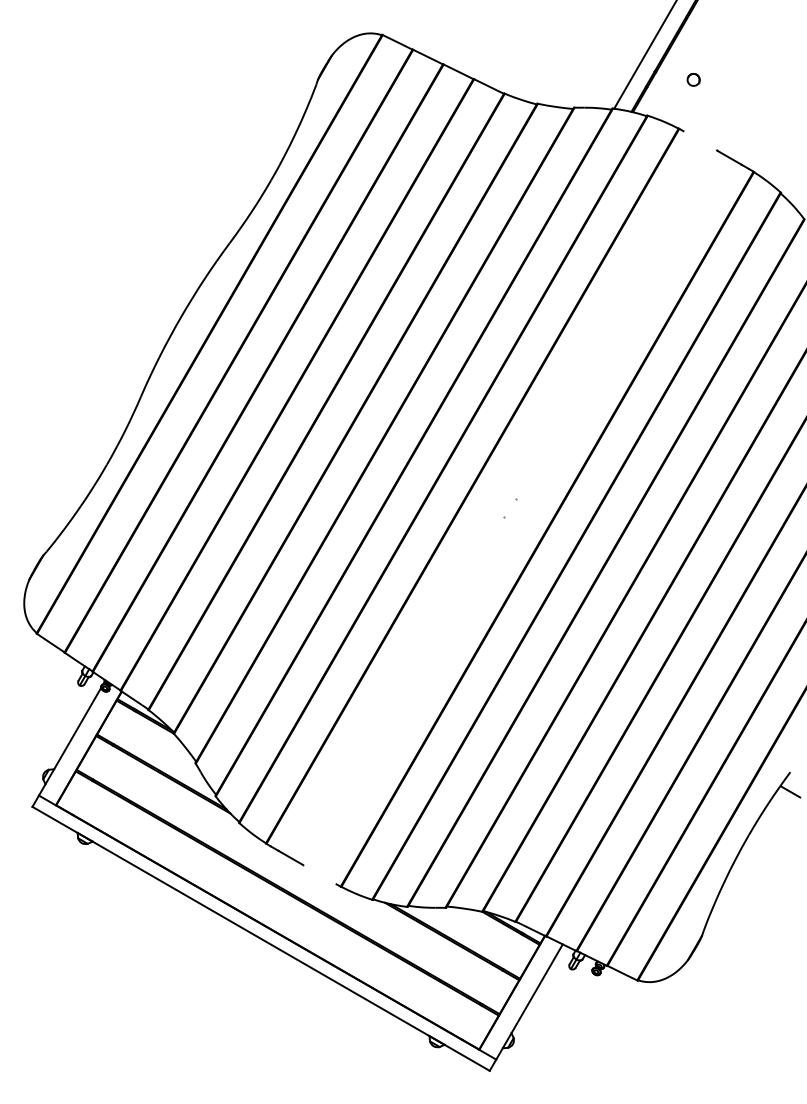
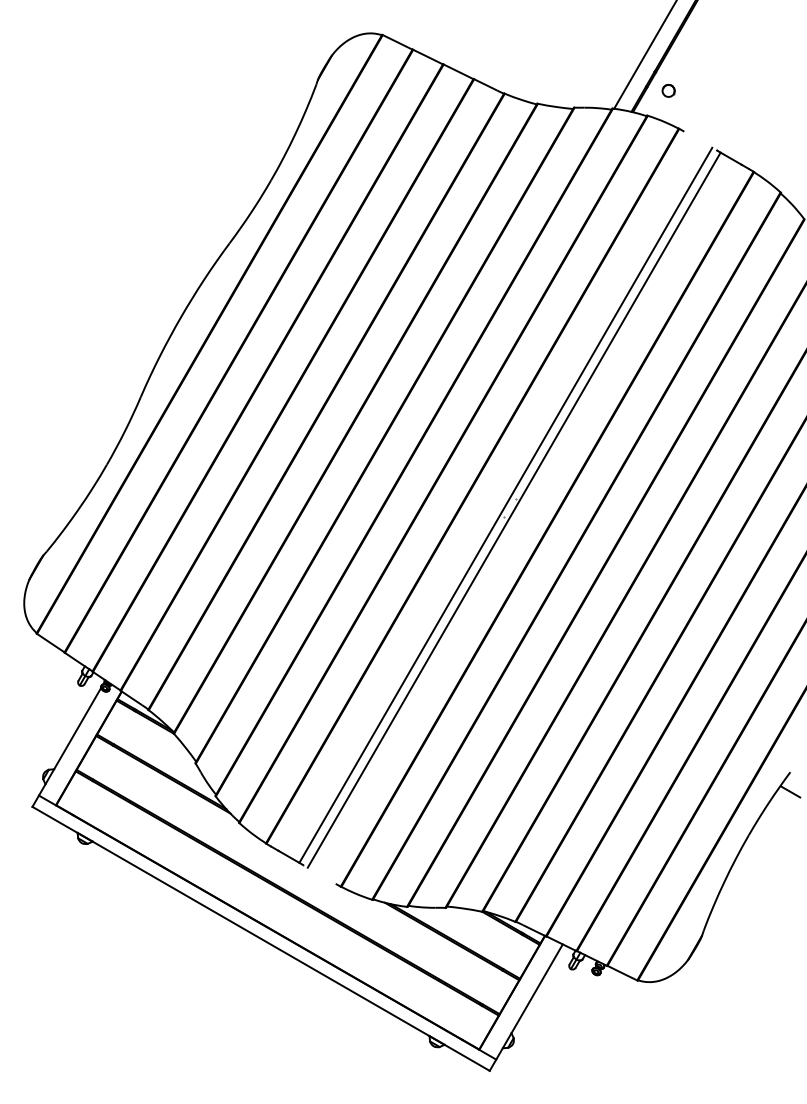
part position: (693, 79) -> (668, 90) (668, 90)
line: none -> present (505, 504)
line: none -> present (513, 509)
